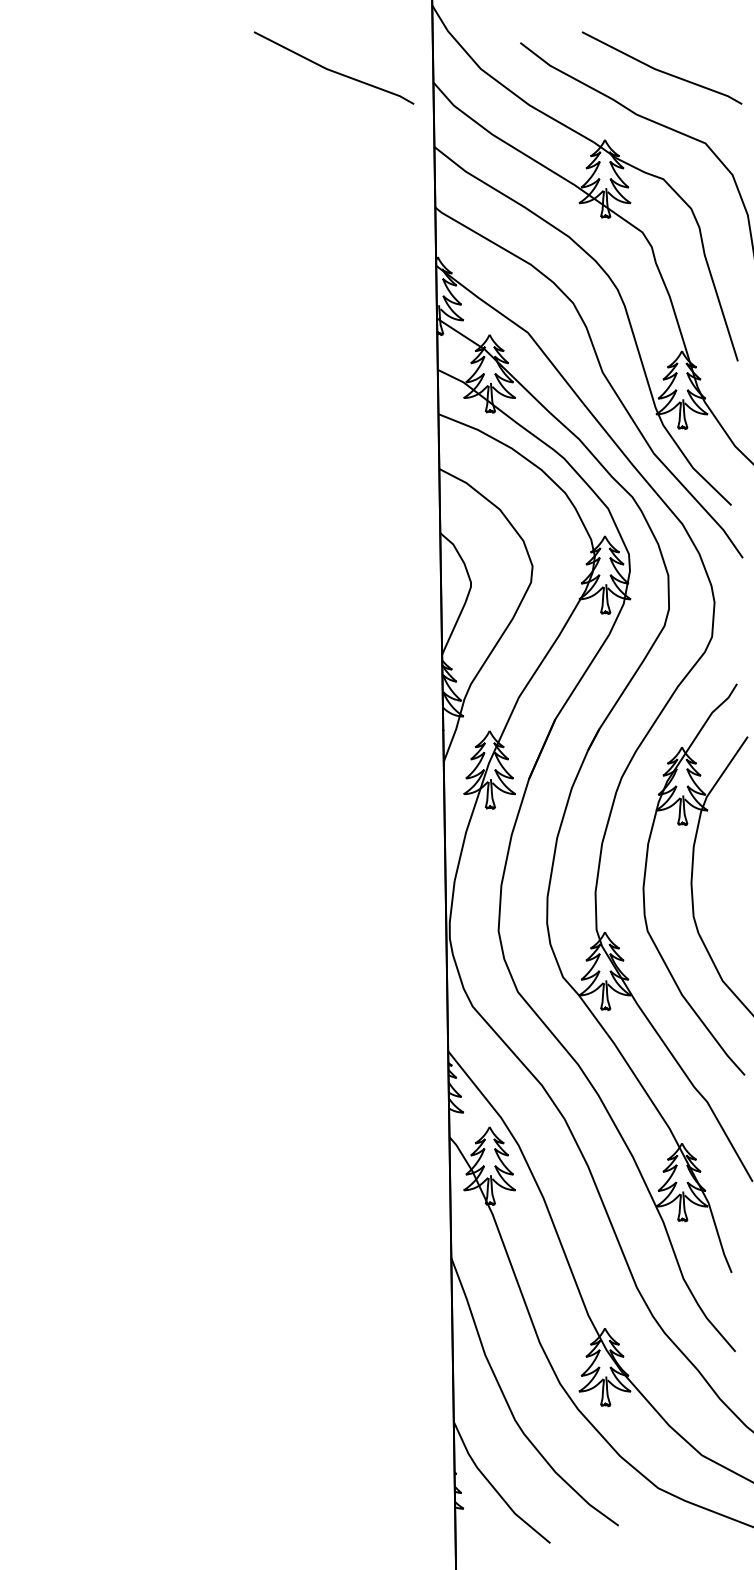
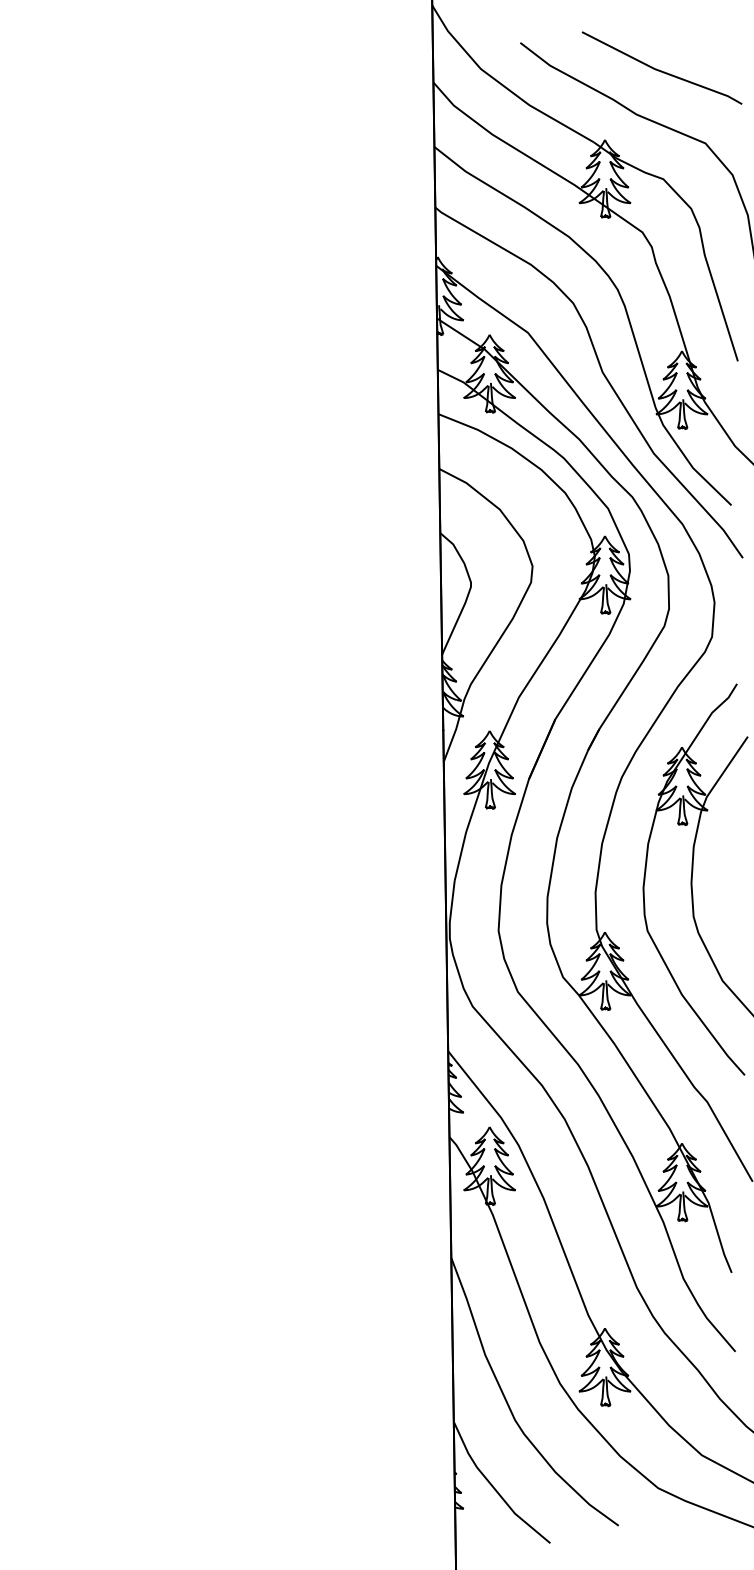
line: present -> none (331, 69)
